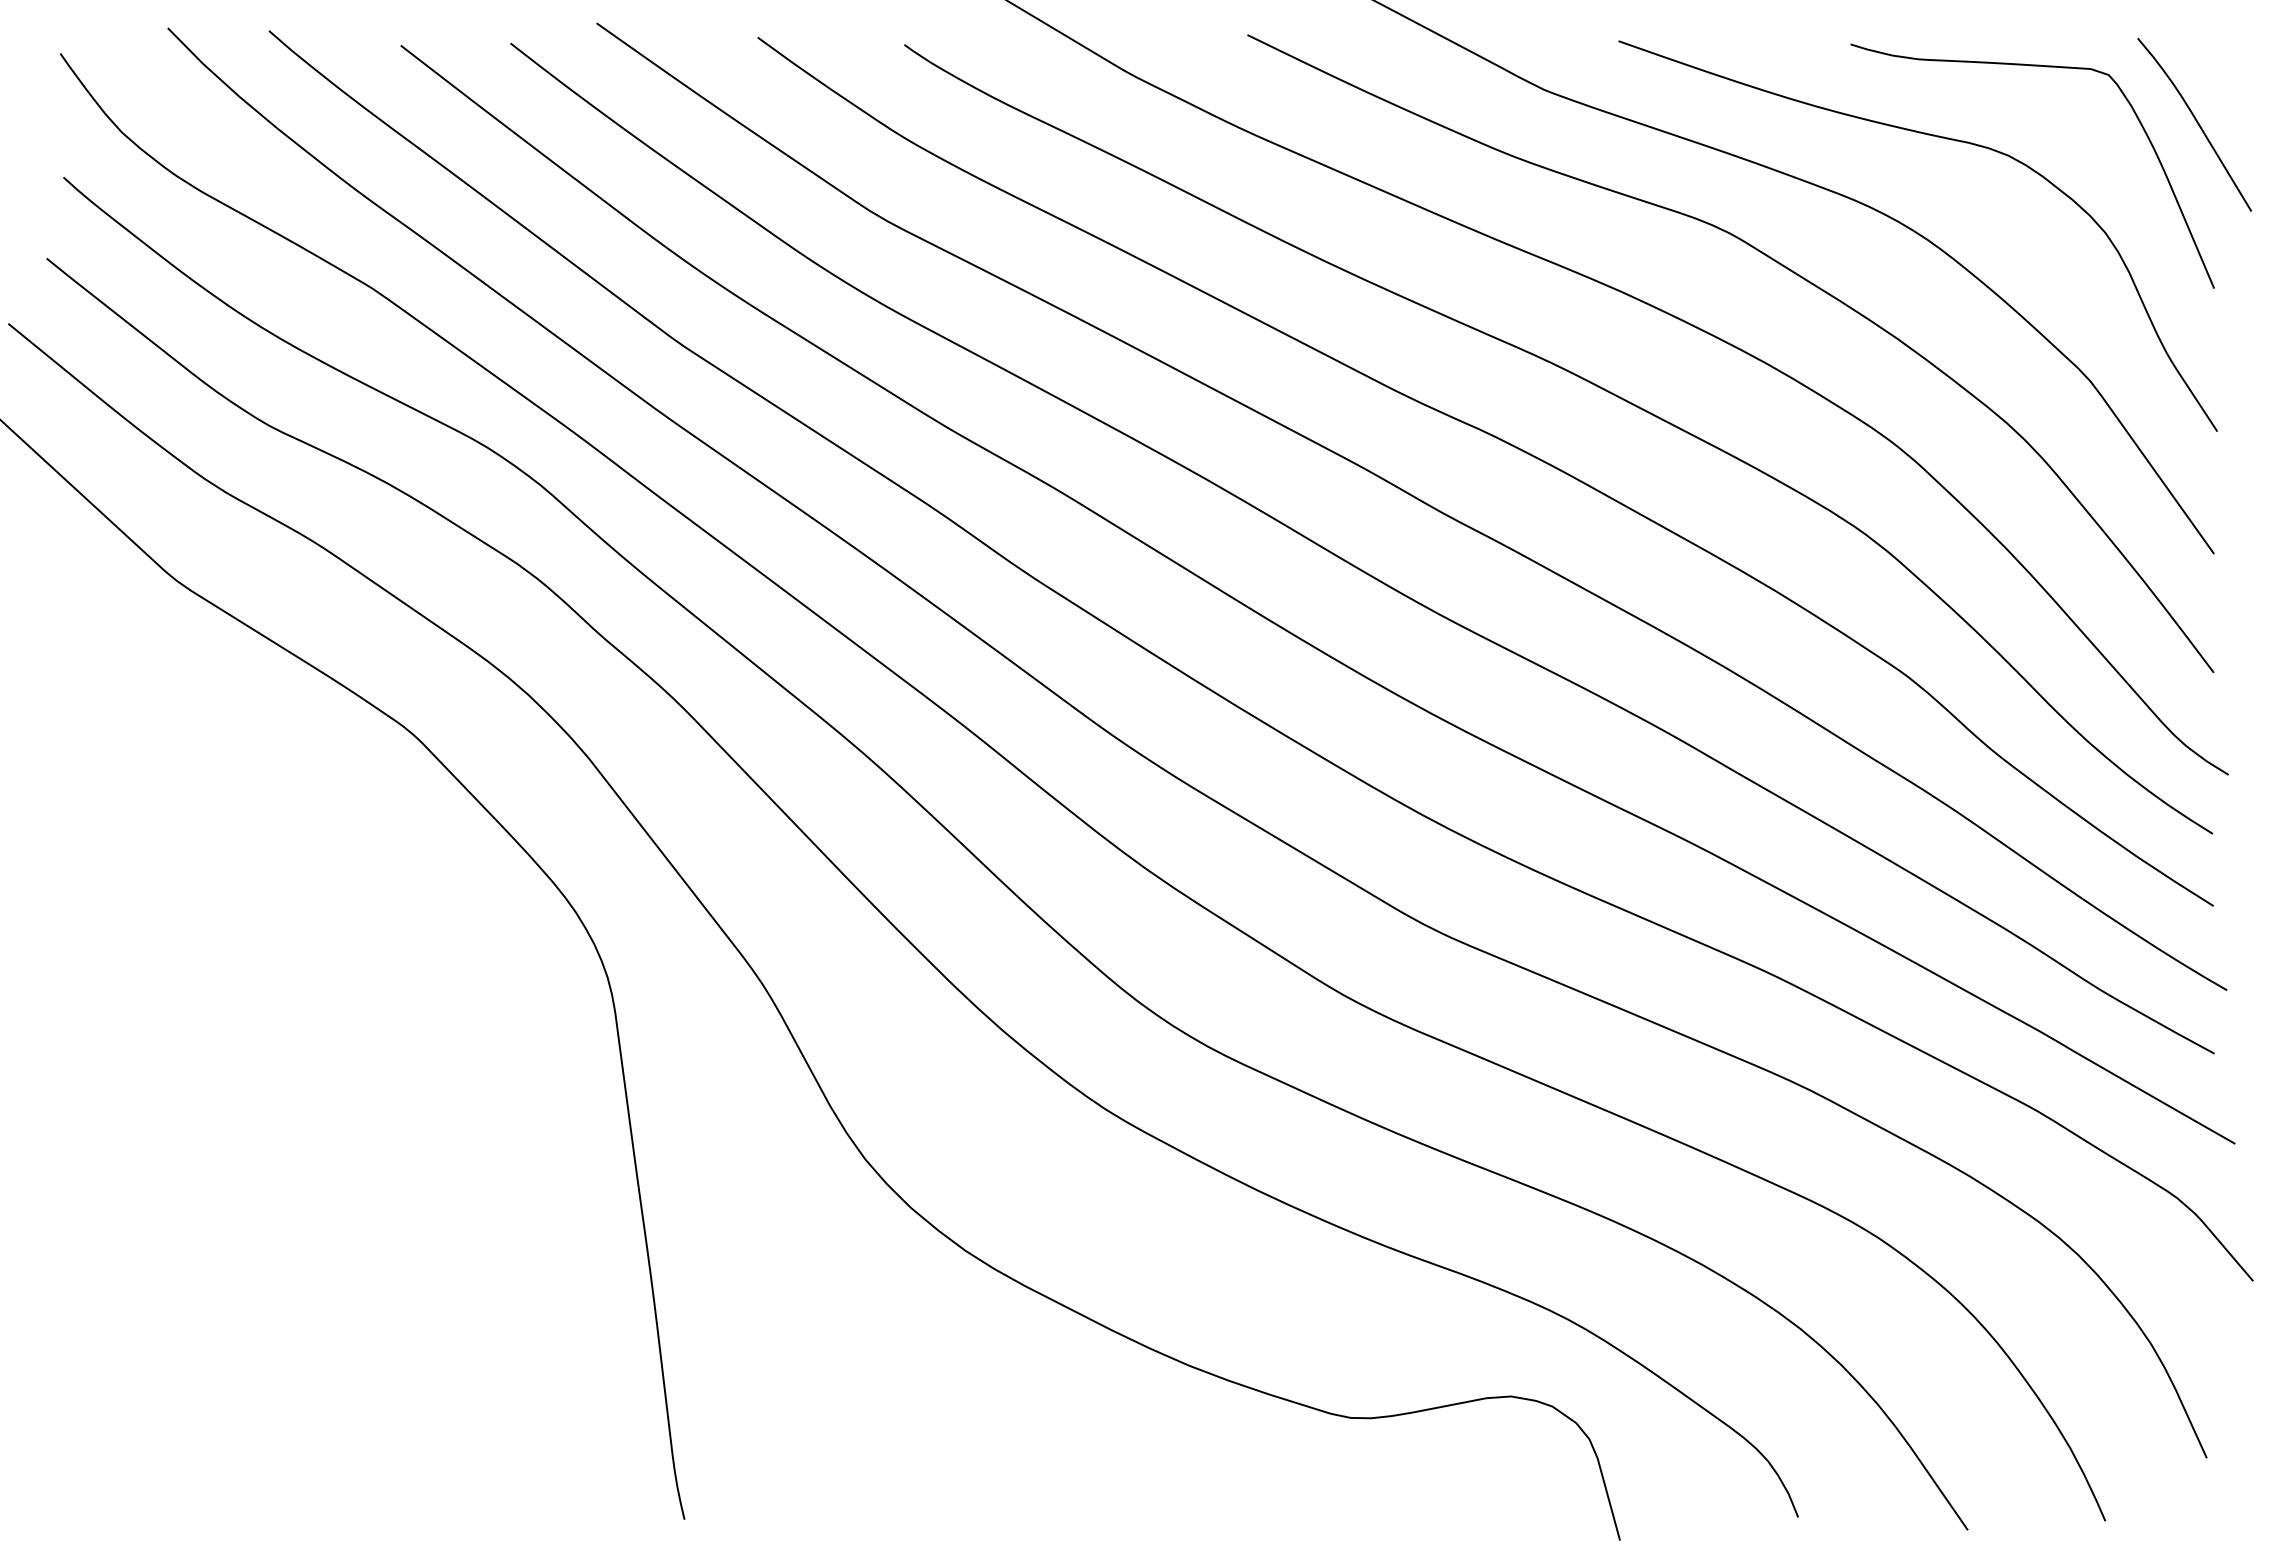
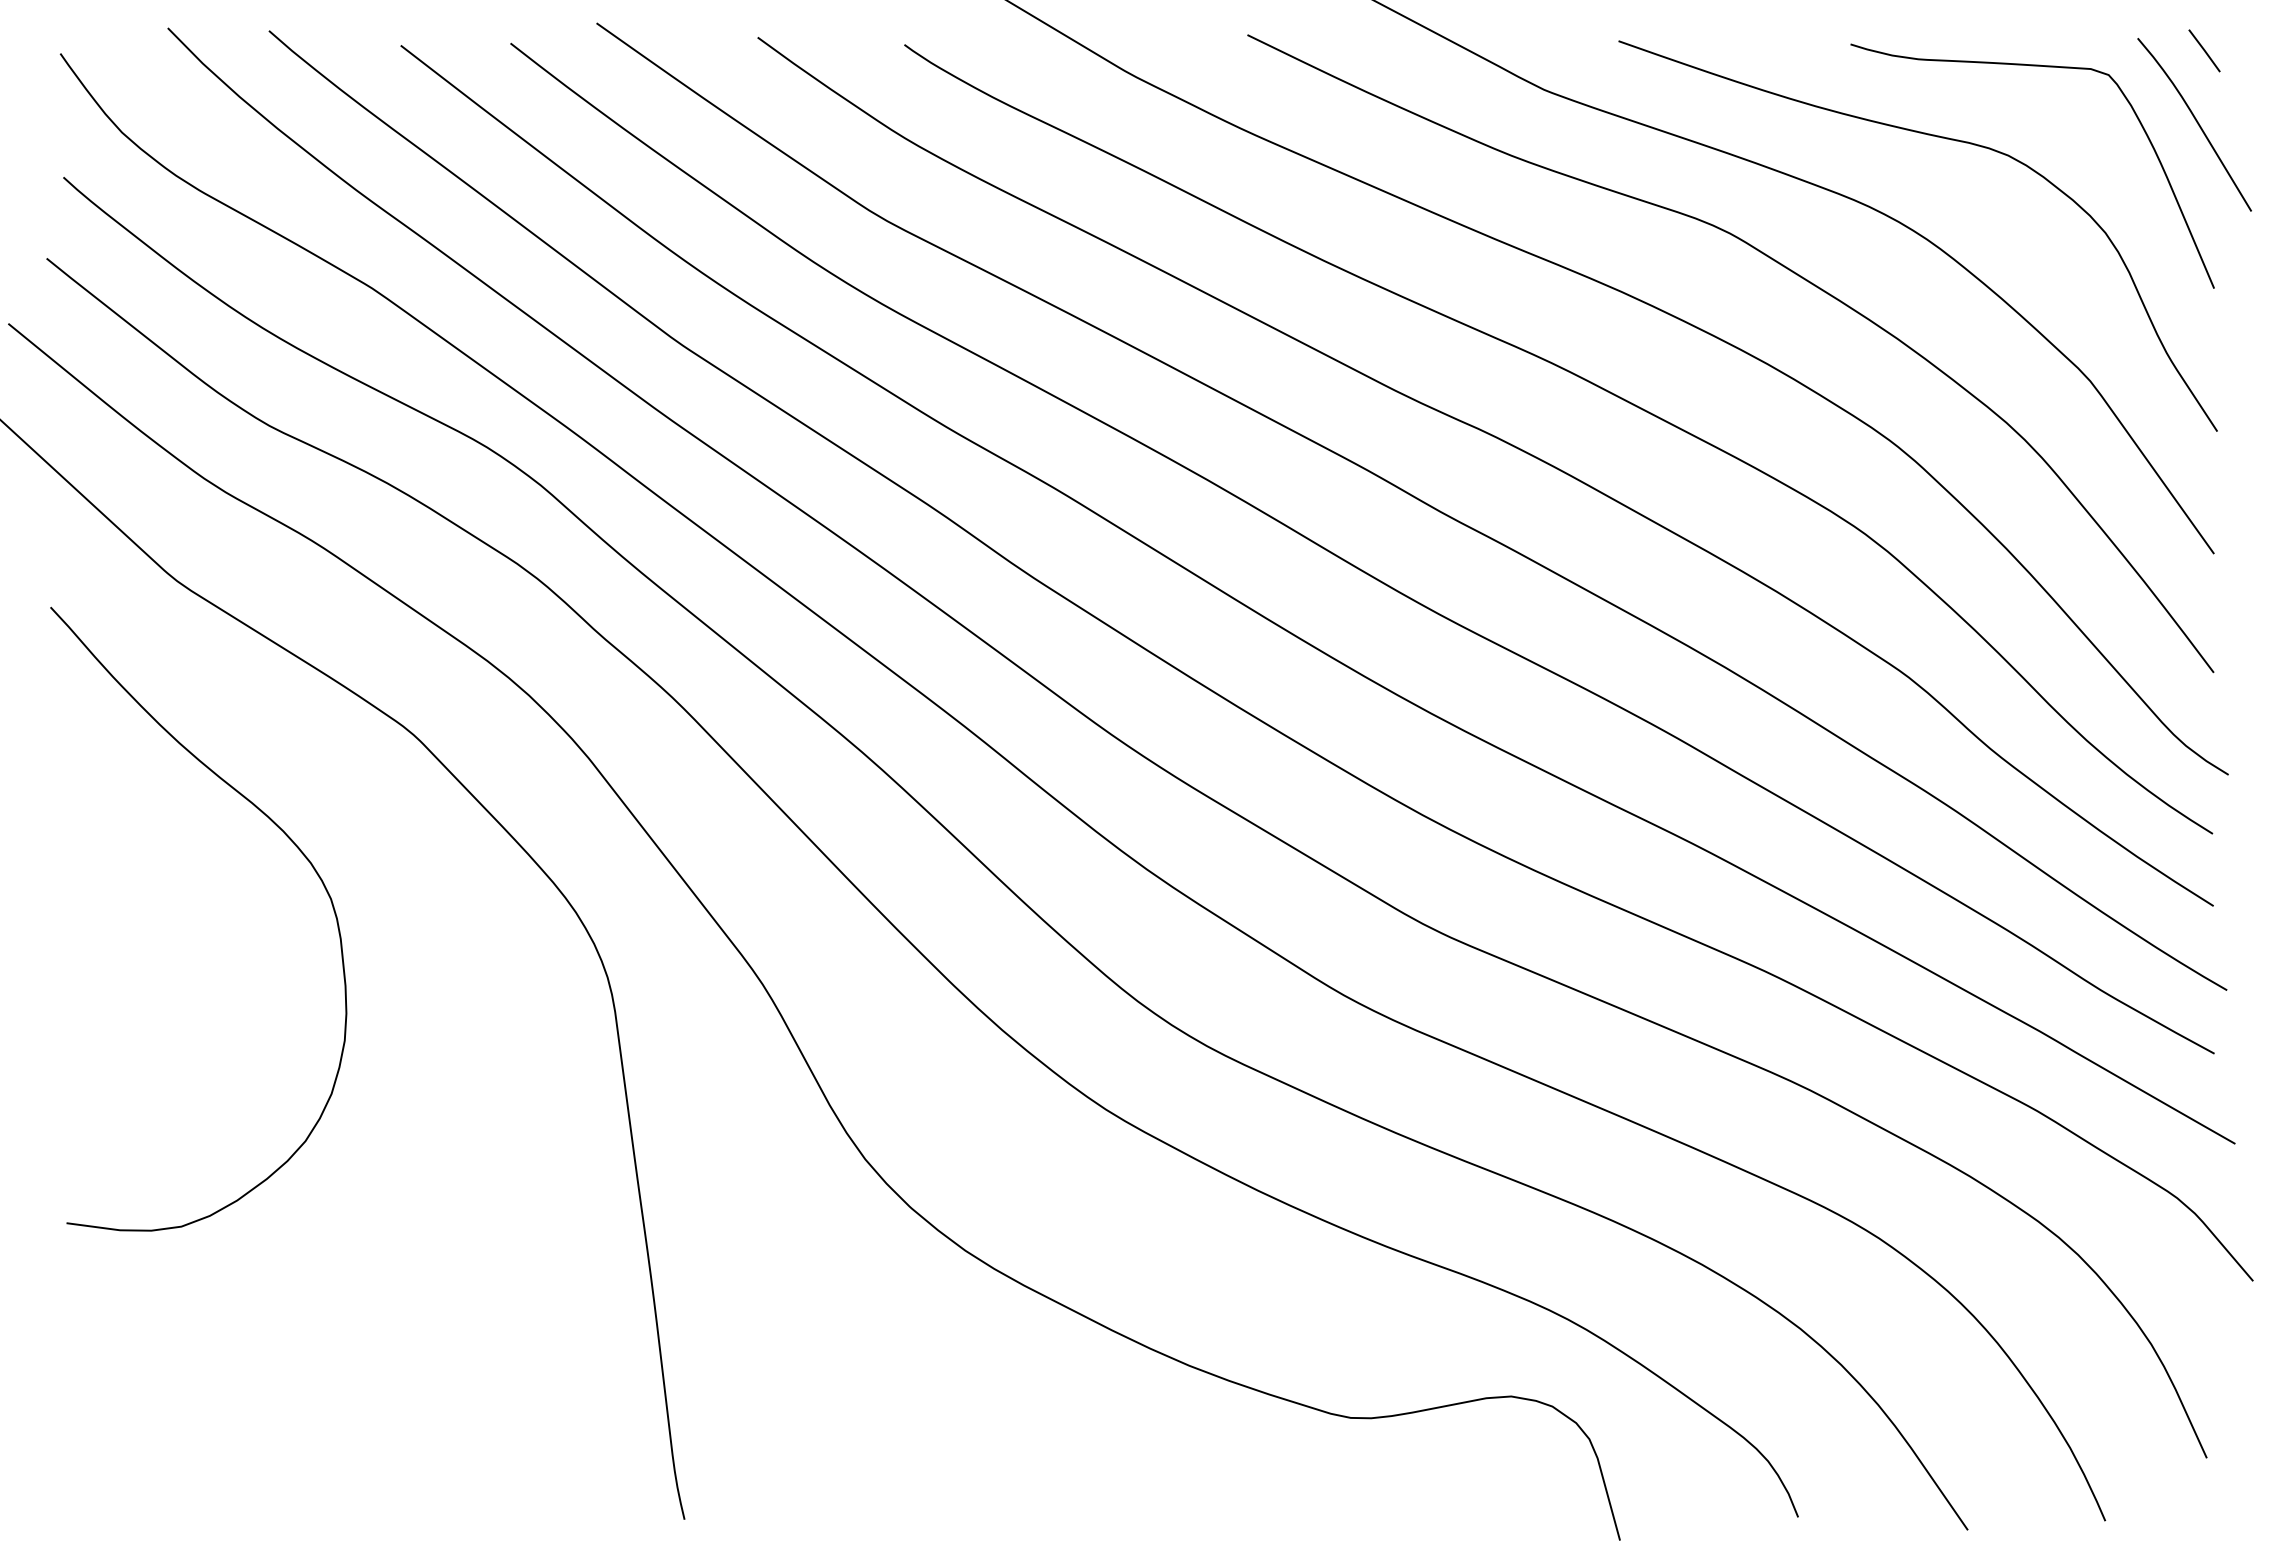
line: none -> present (2204, 50)
curve: none -> present (285, 835)
